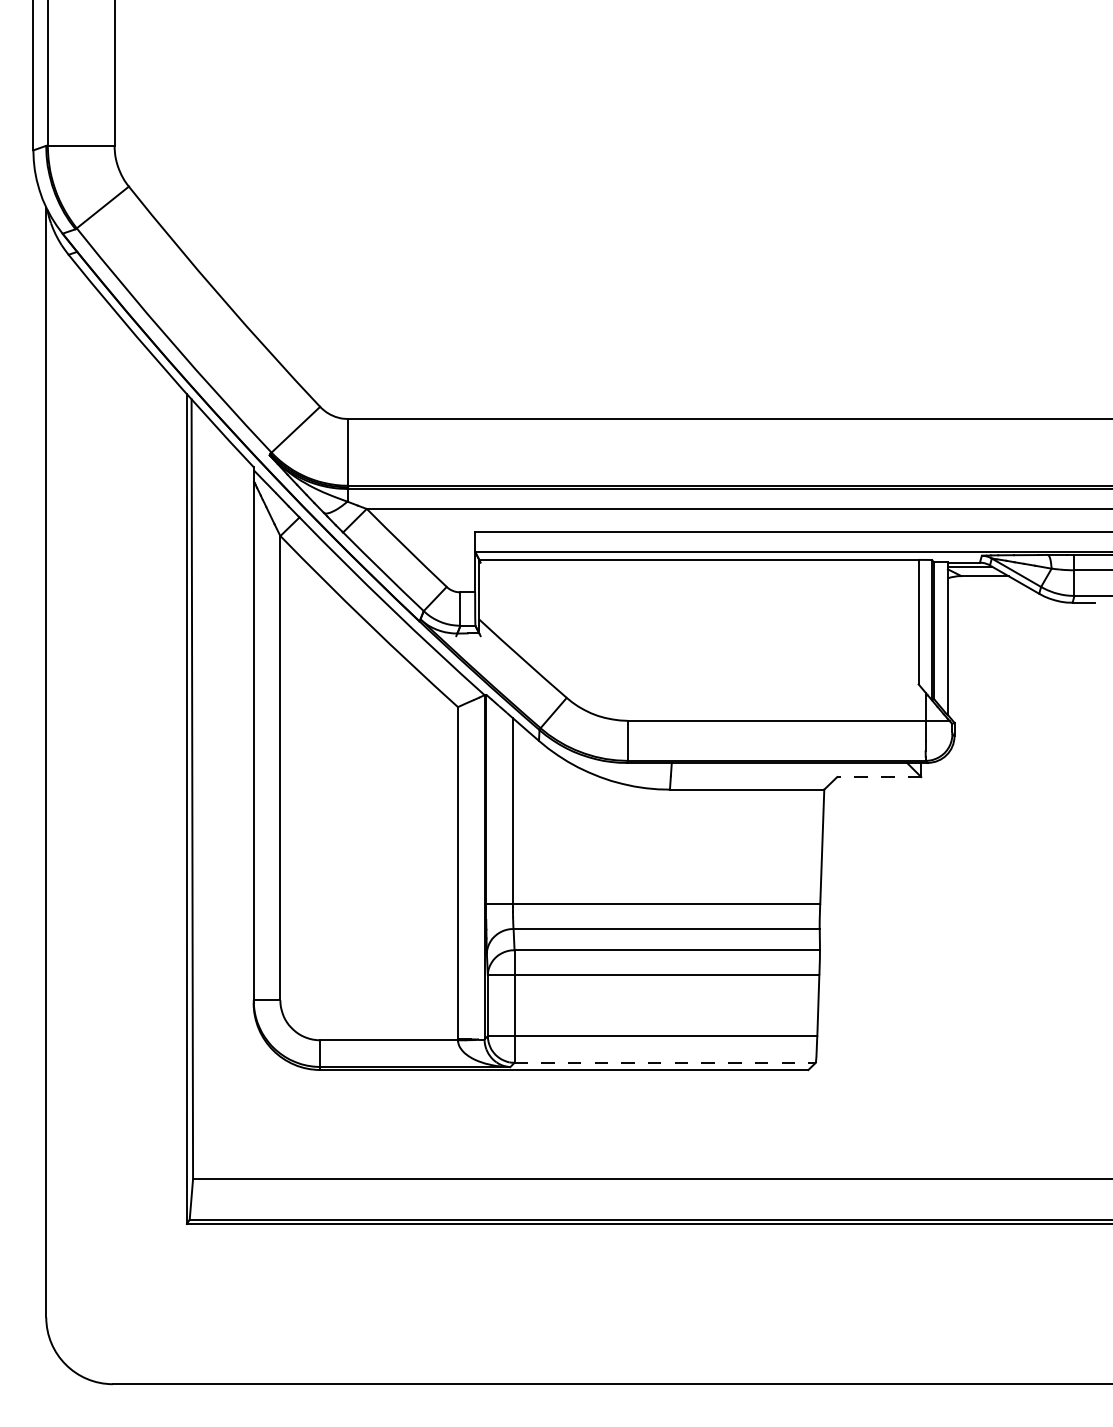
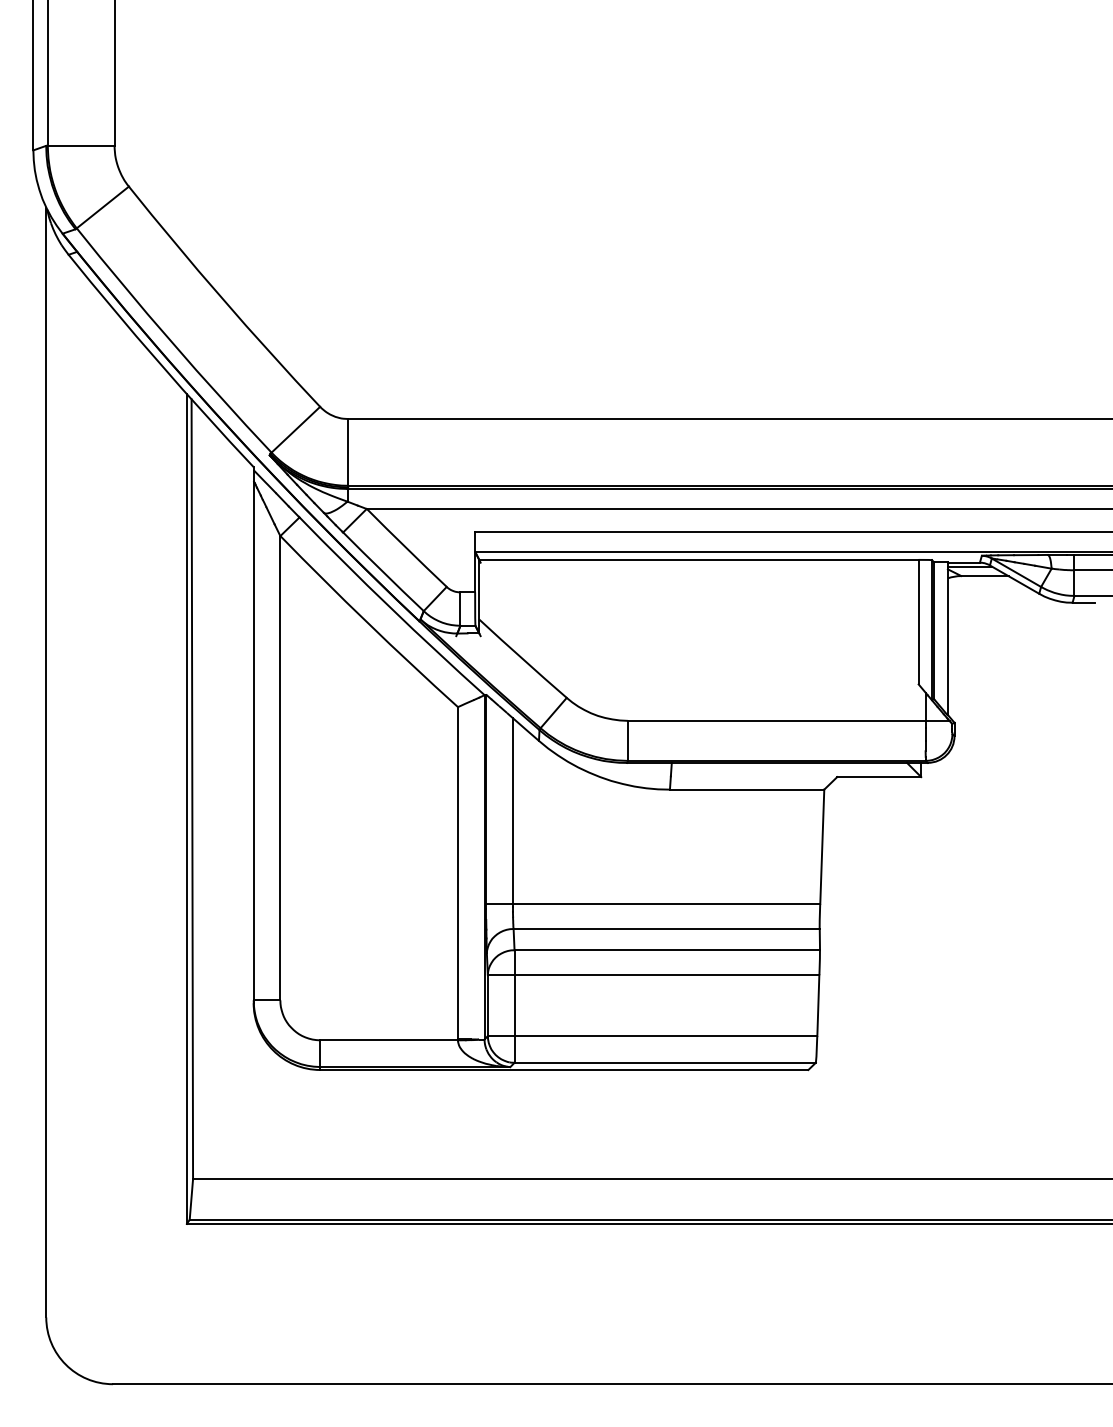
line: dashed -> solid (879, 777)
line: dashed -> solid (665, 1062)
